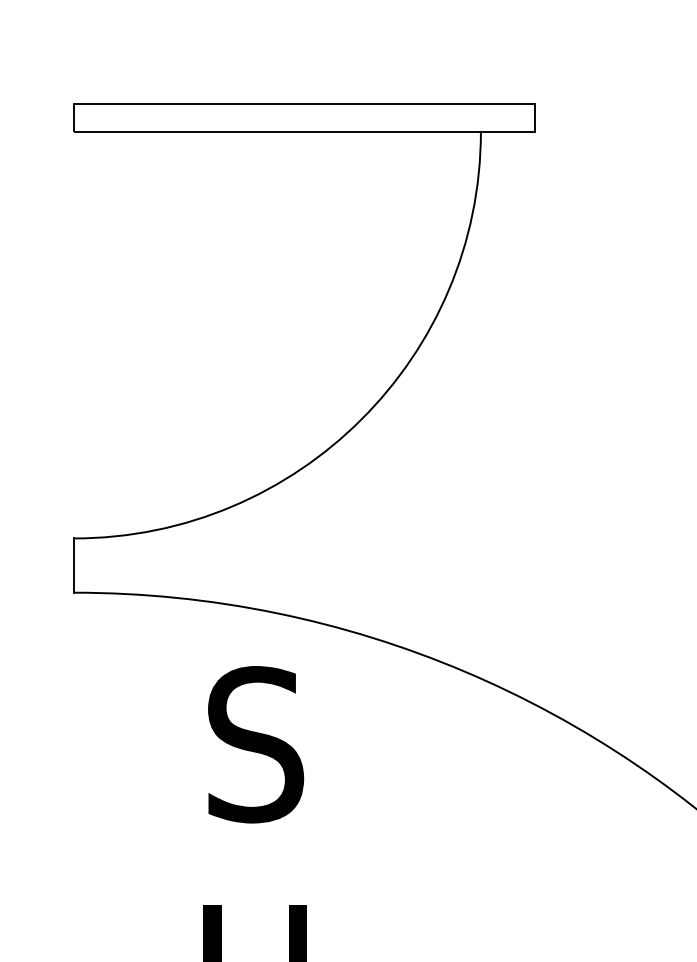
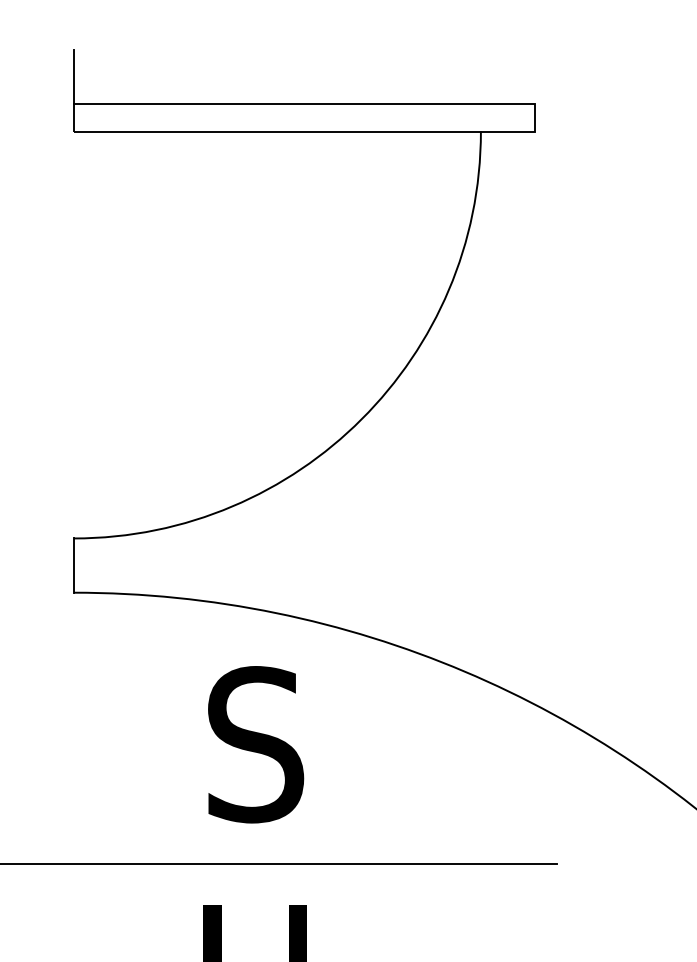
line: none -> present (73, 77)
line: none -> present (279, 864)
